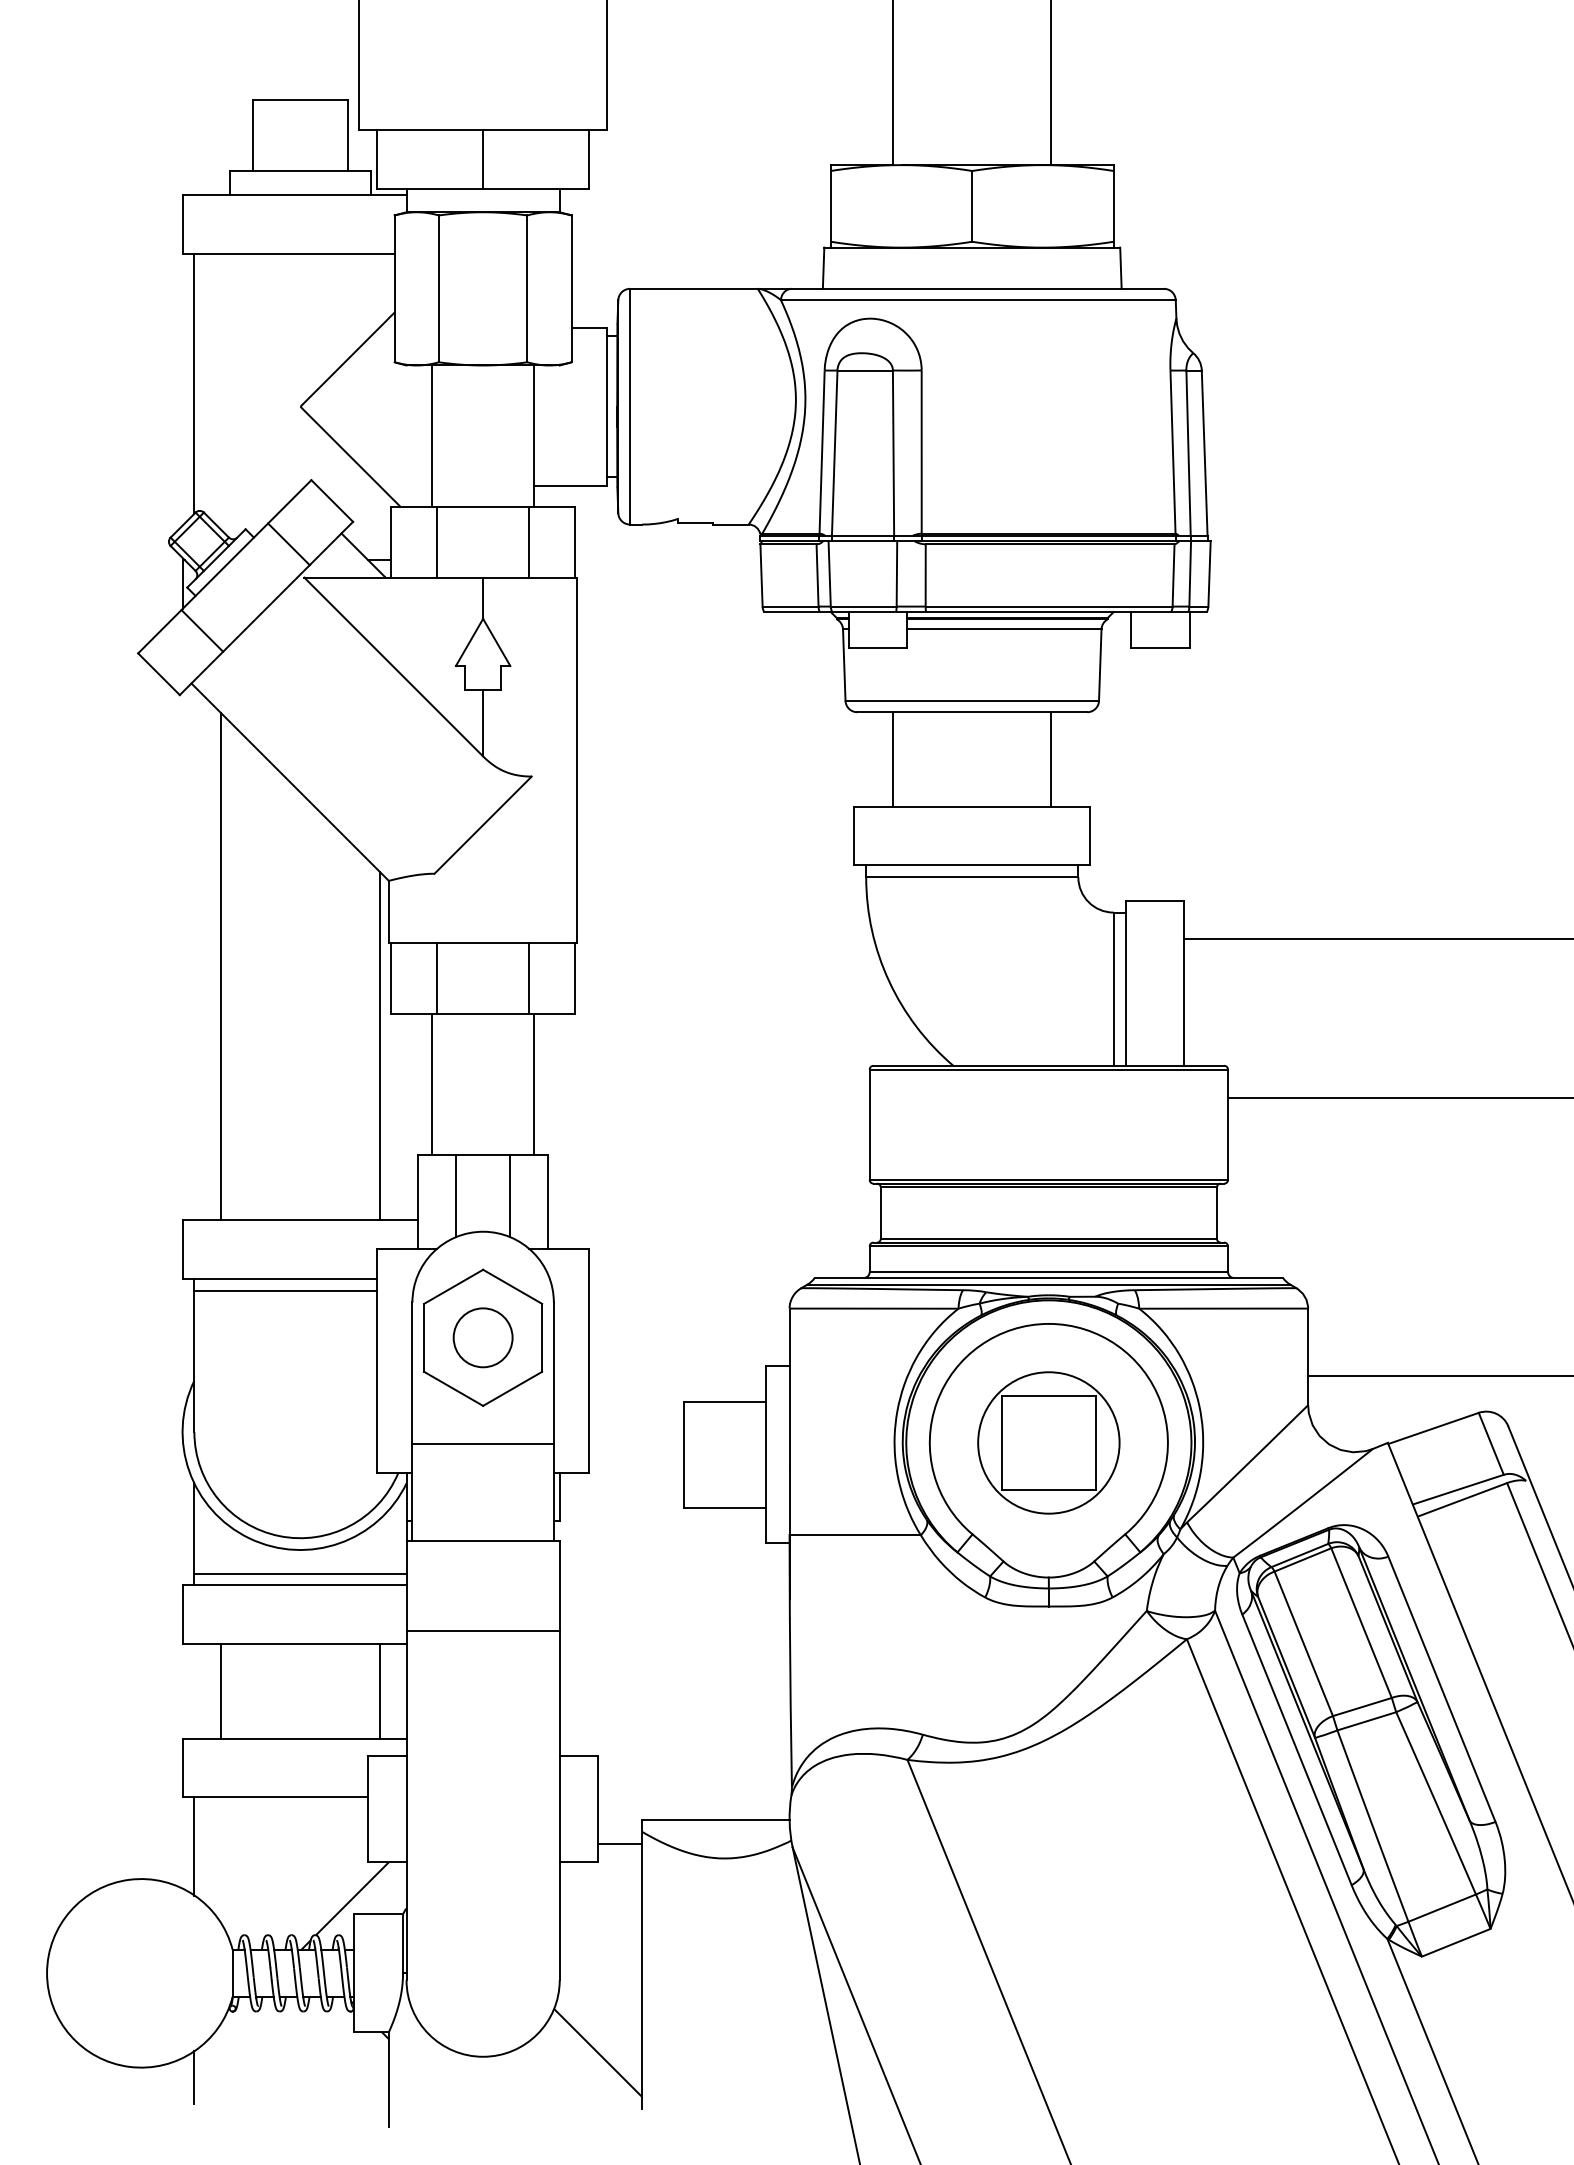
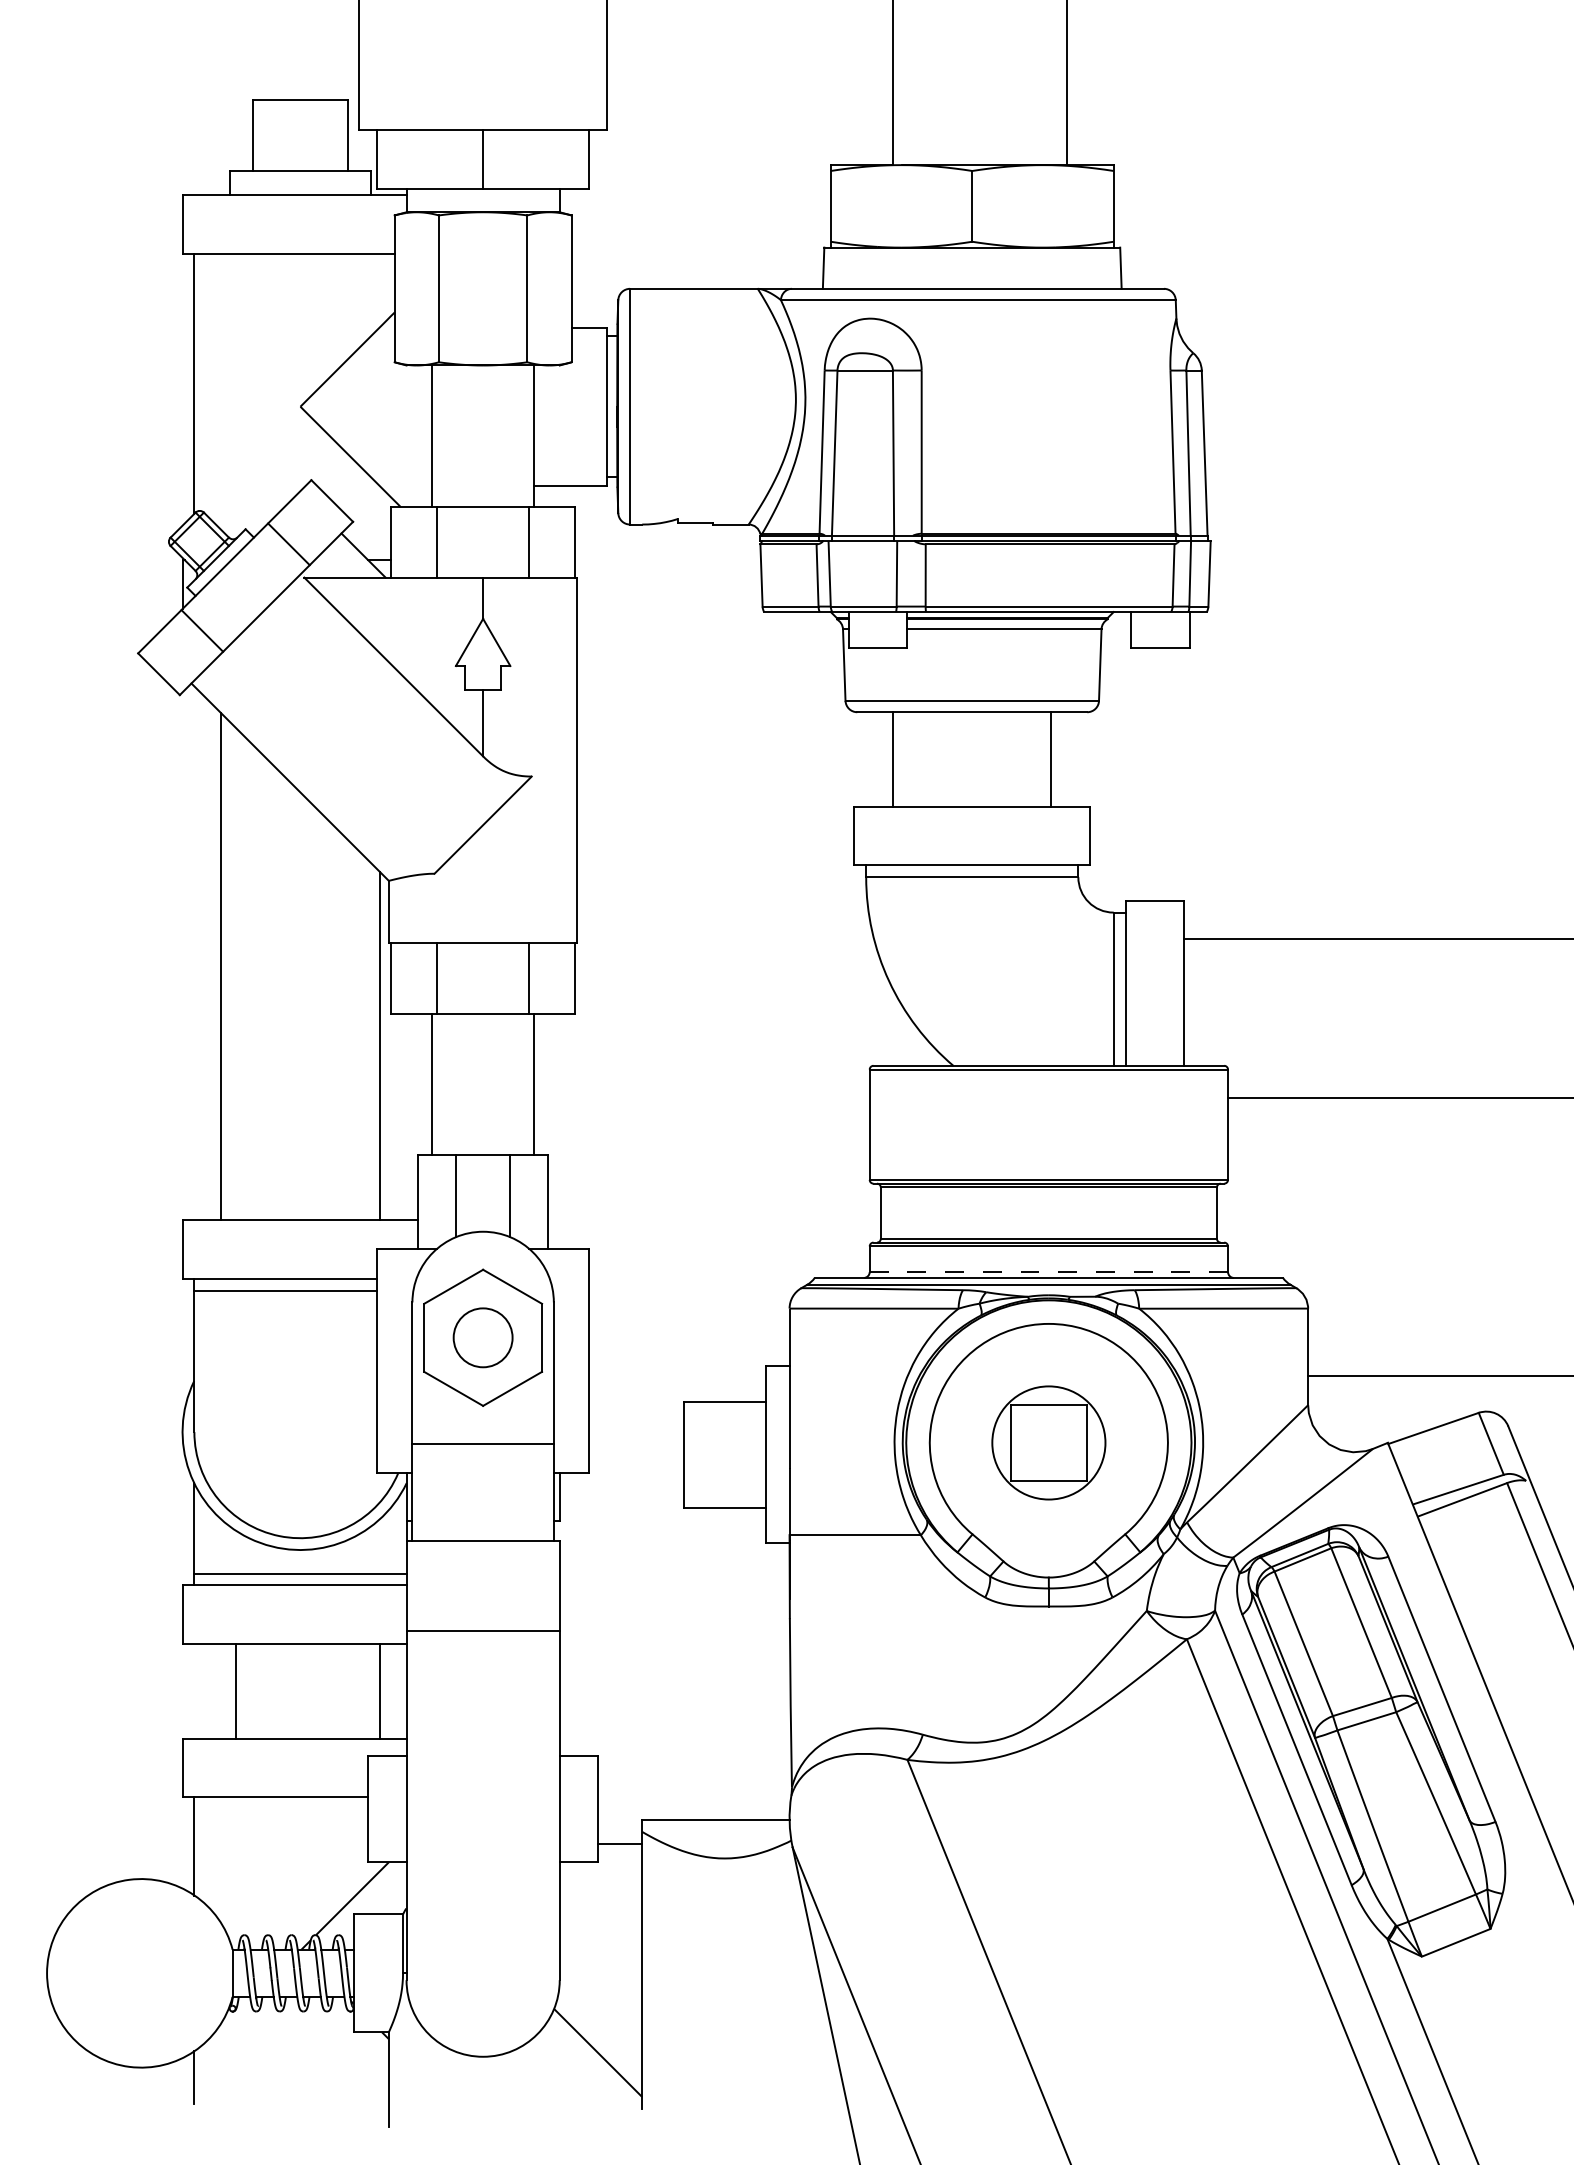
line position: (1051, 83) -> (1067, 83) (1067, 83)
line: solid -> dashed (1049, 1272)
part size: 144x144 px -> 116x116 px (1048, 1442)
line position: (221, 1691) -> (236, 1691) (236, 1691)
